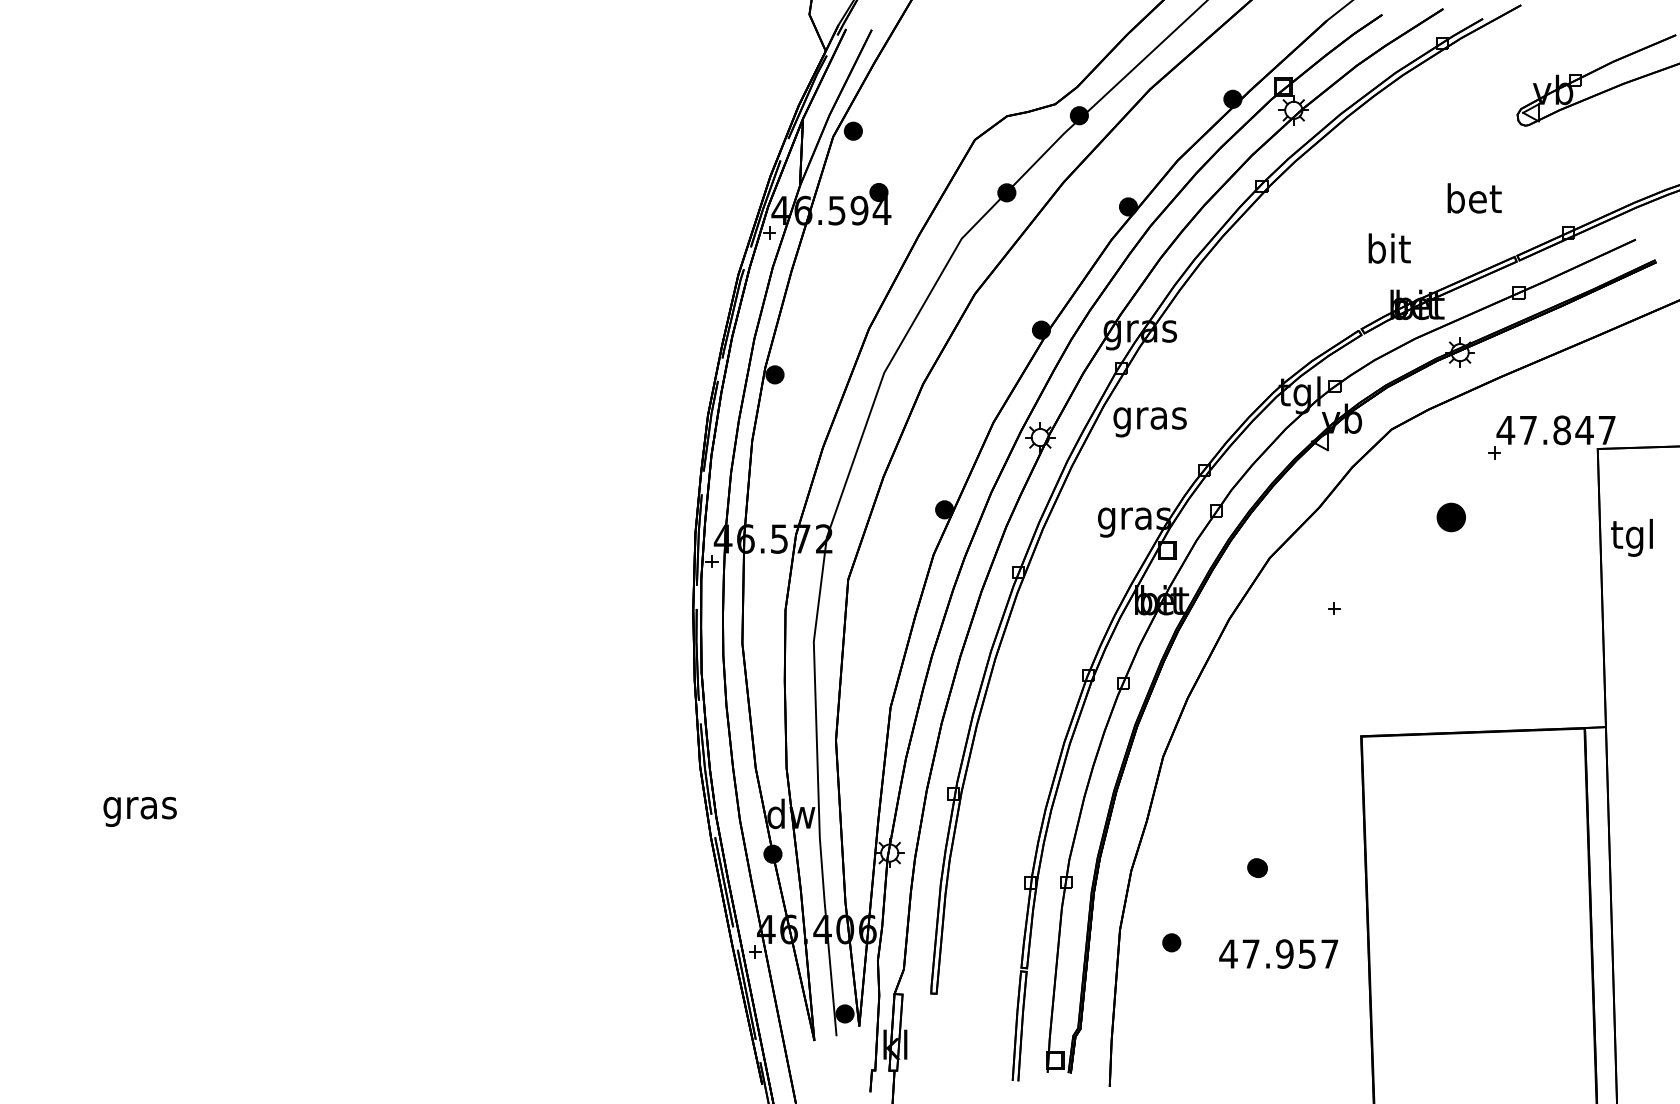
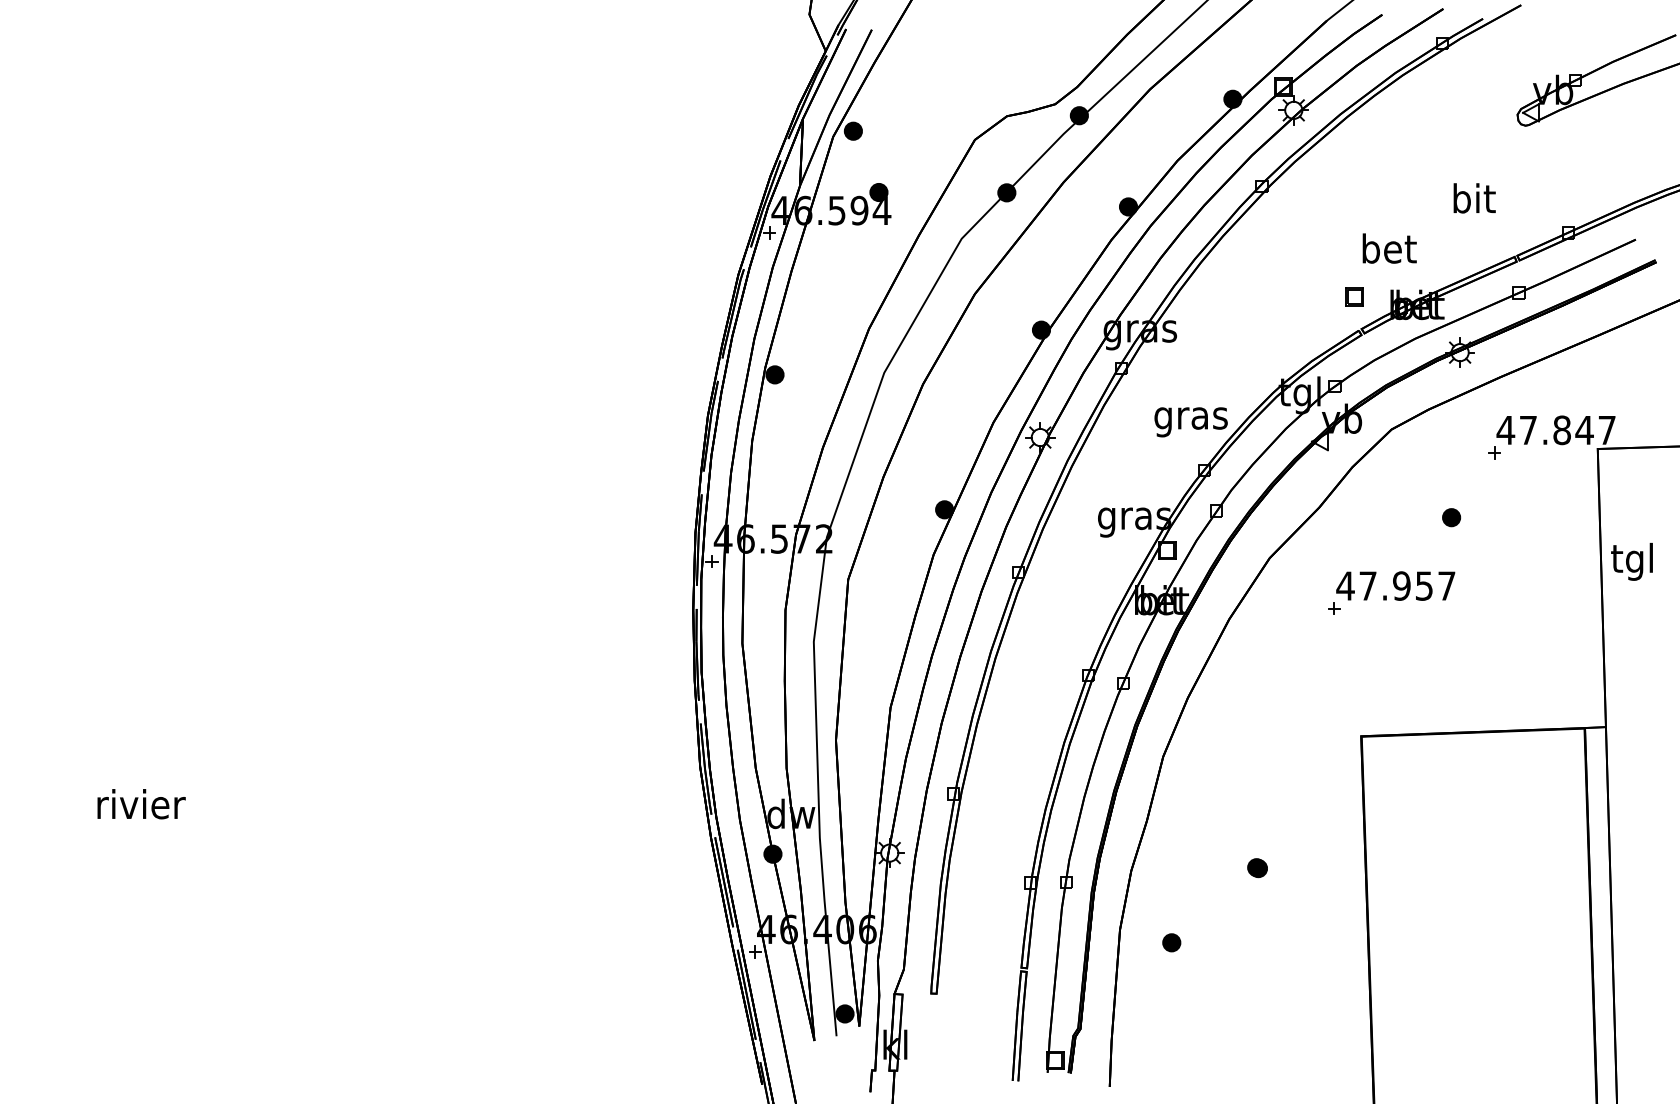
text: bet -> bit (1474, 198)
text: bit -> bet (1389, 248)
part: none -> present (1354, 296)
text position: (1149, 422) -> (1190, 422) (1190, 422)
part size: 30x31 px -> 20x20 px (1451, 517)
text position: (1631, 537) -> (1631, 561) (1631, 561)
text: gras -> rivier (141, 807)
text position: (1278, 953) -> (1395, 585) (1395, 585)
